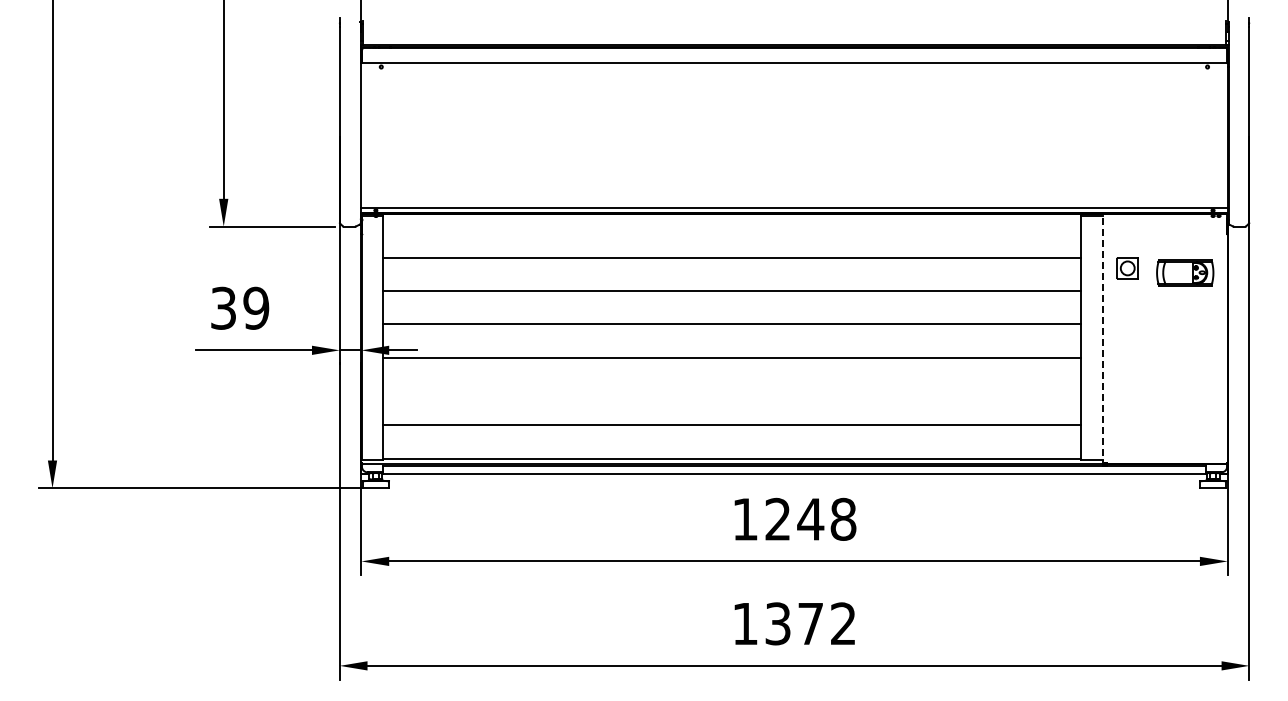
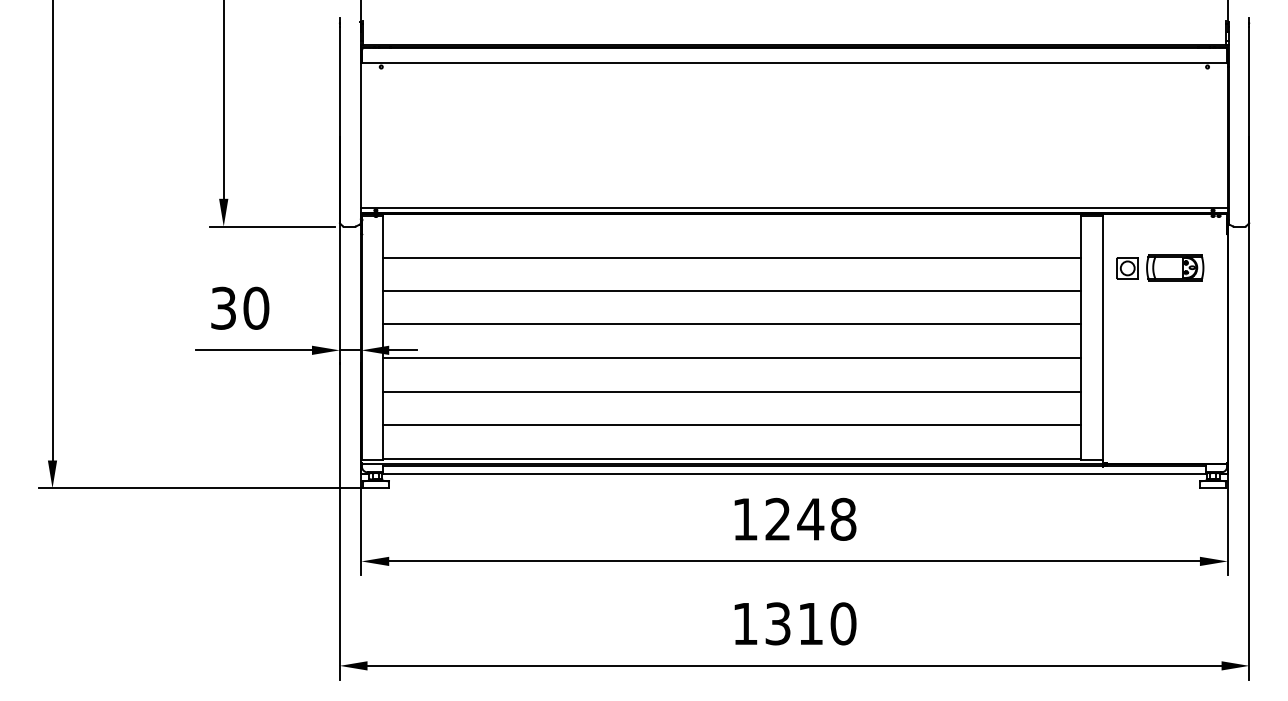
part position: (1185, 272) -> (1175, 267) (1175, 267)
text: 39 -> 30 (256, 307)
line: dashed -> solid (1103, 339)
line: none -> present (732, 391)
text: 1372 -> 1310 (827, 623)
